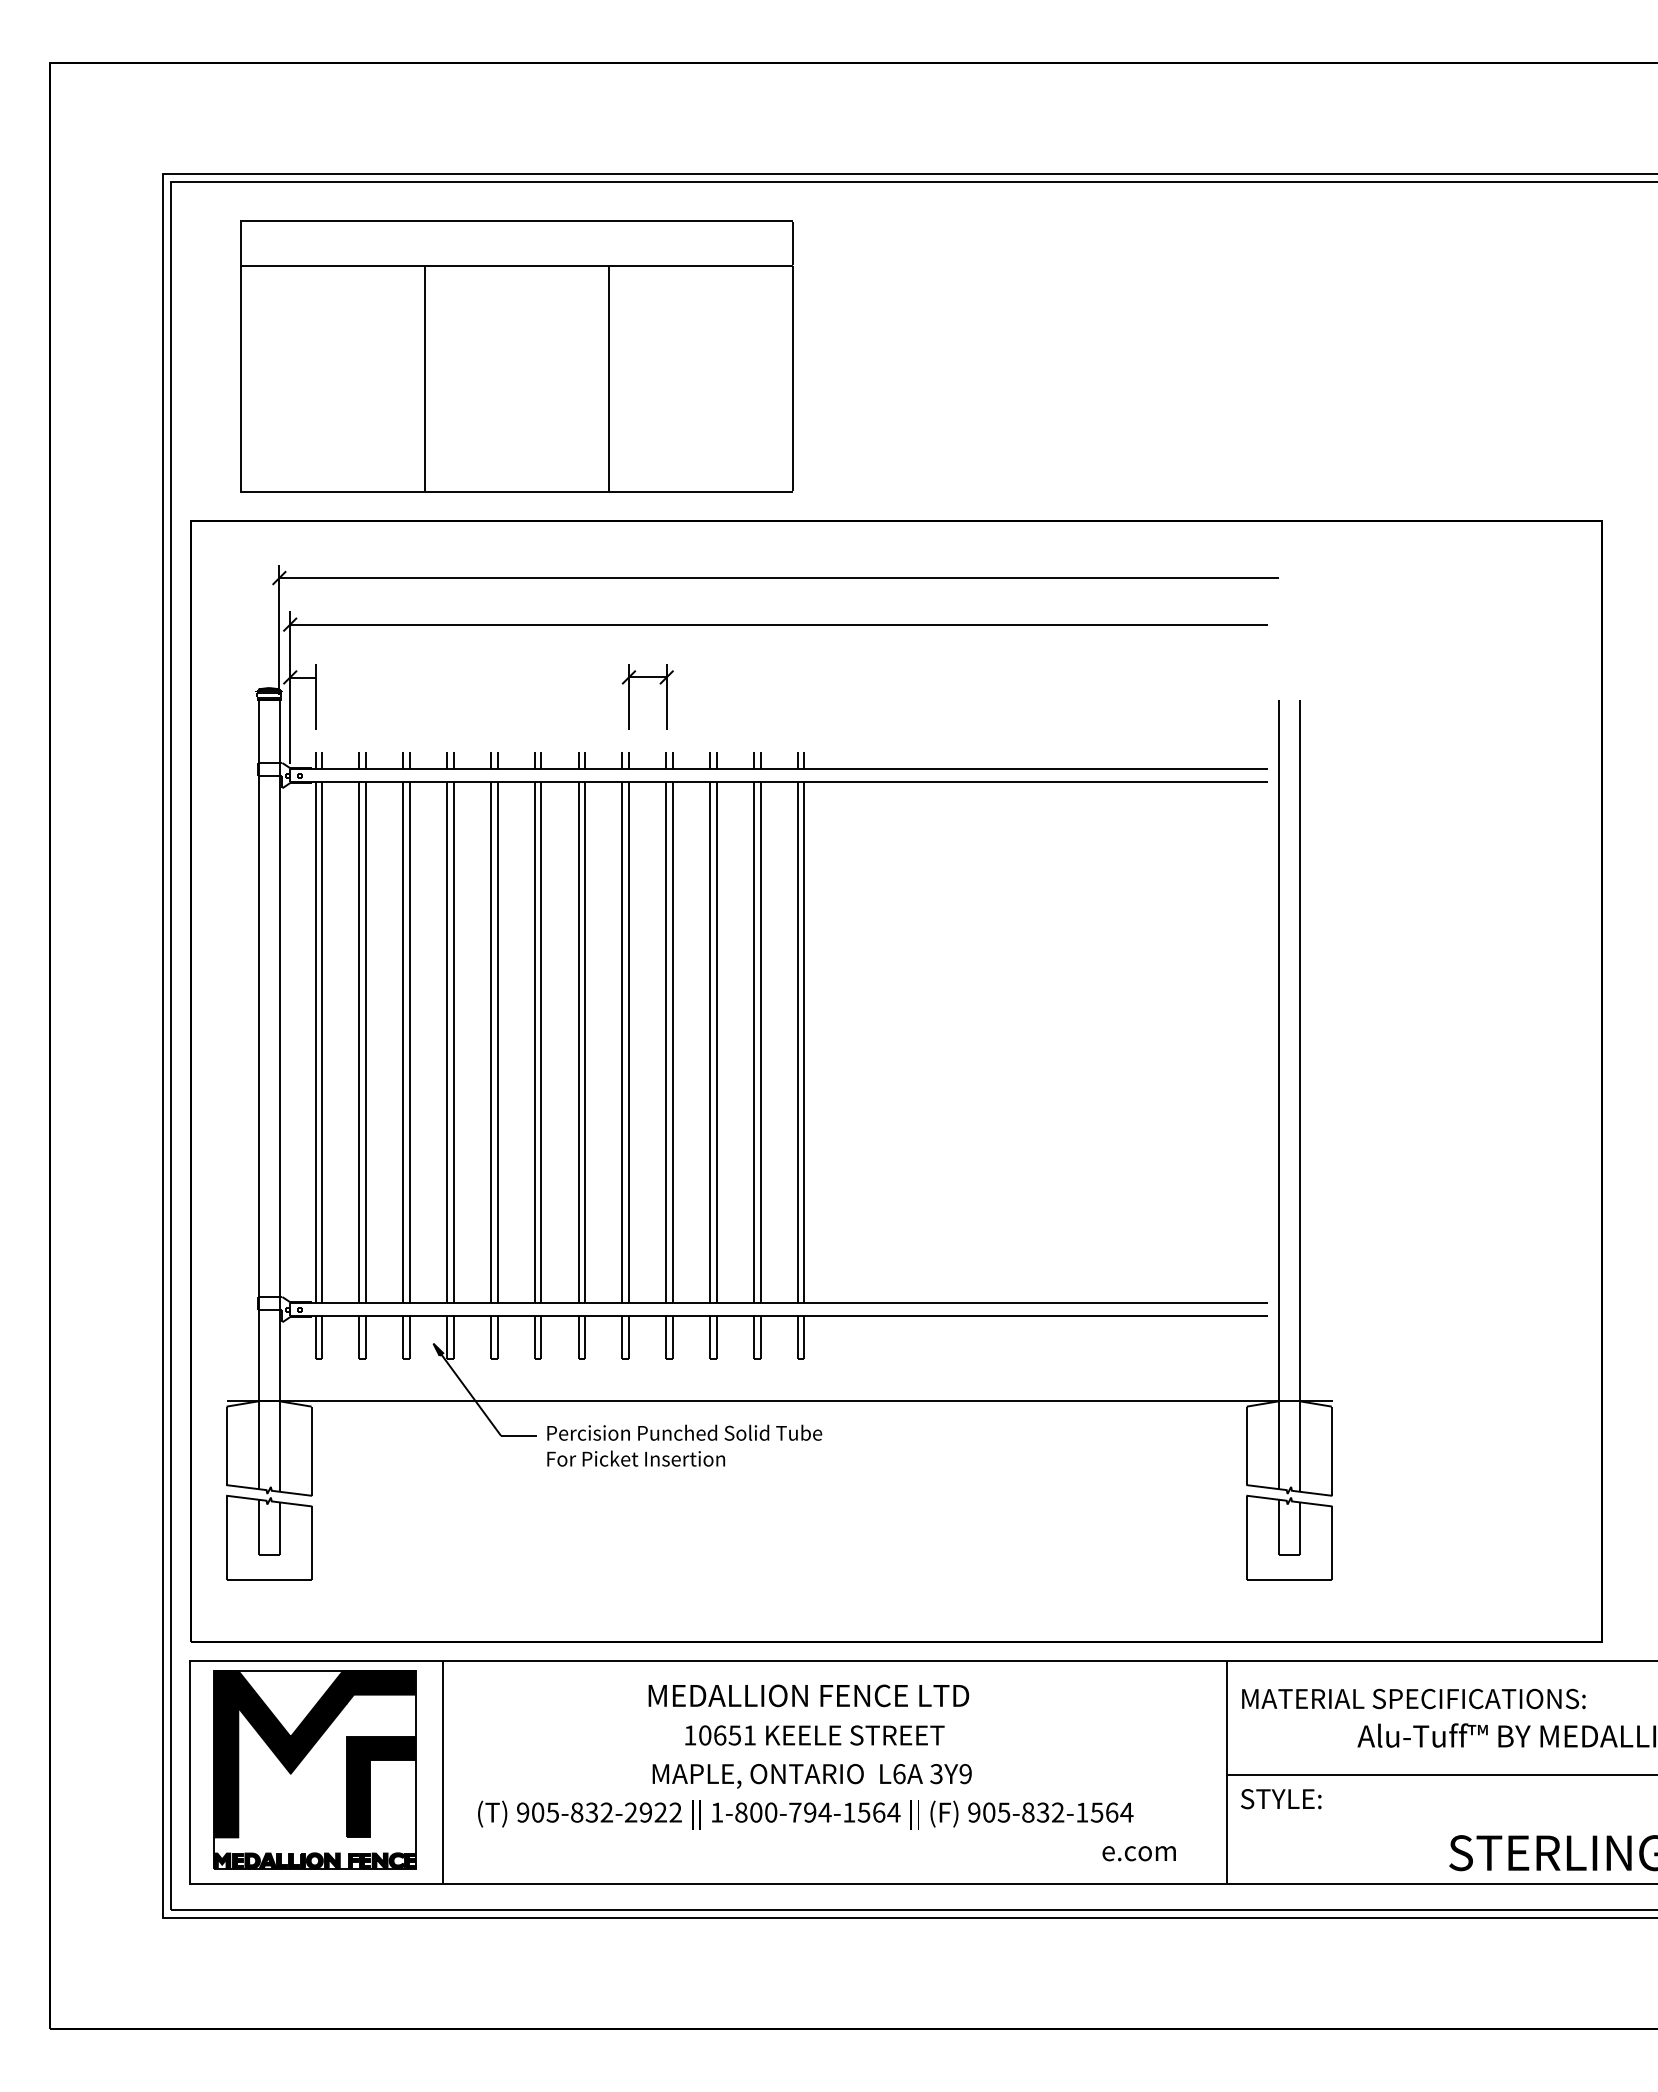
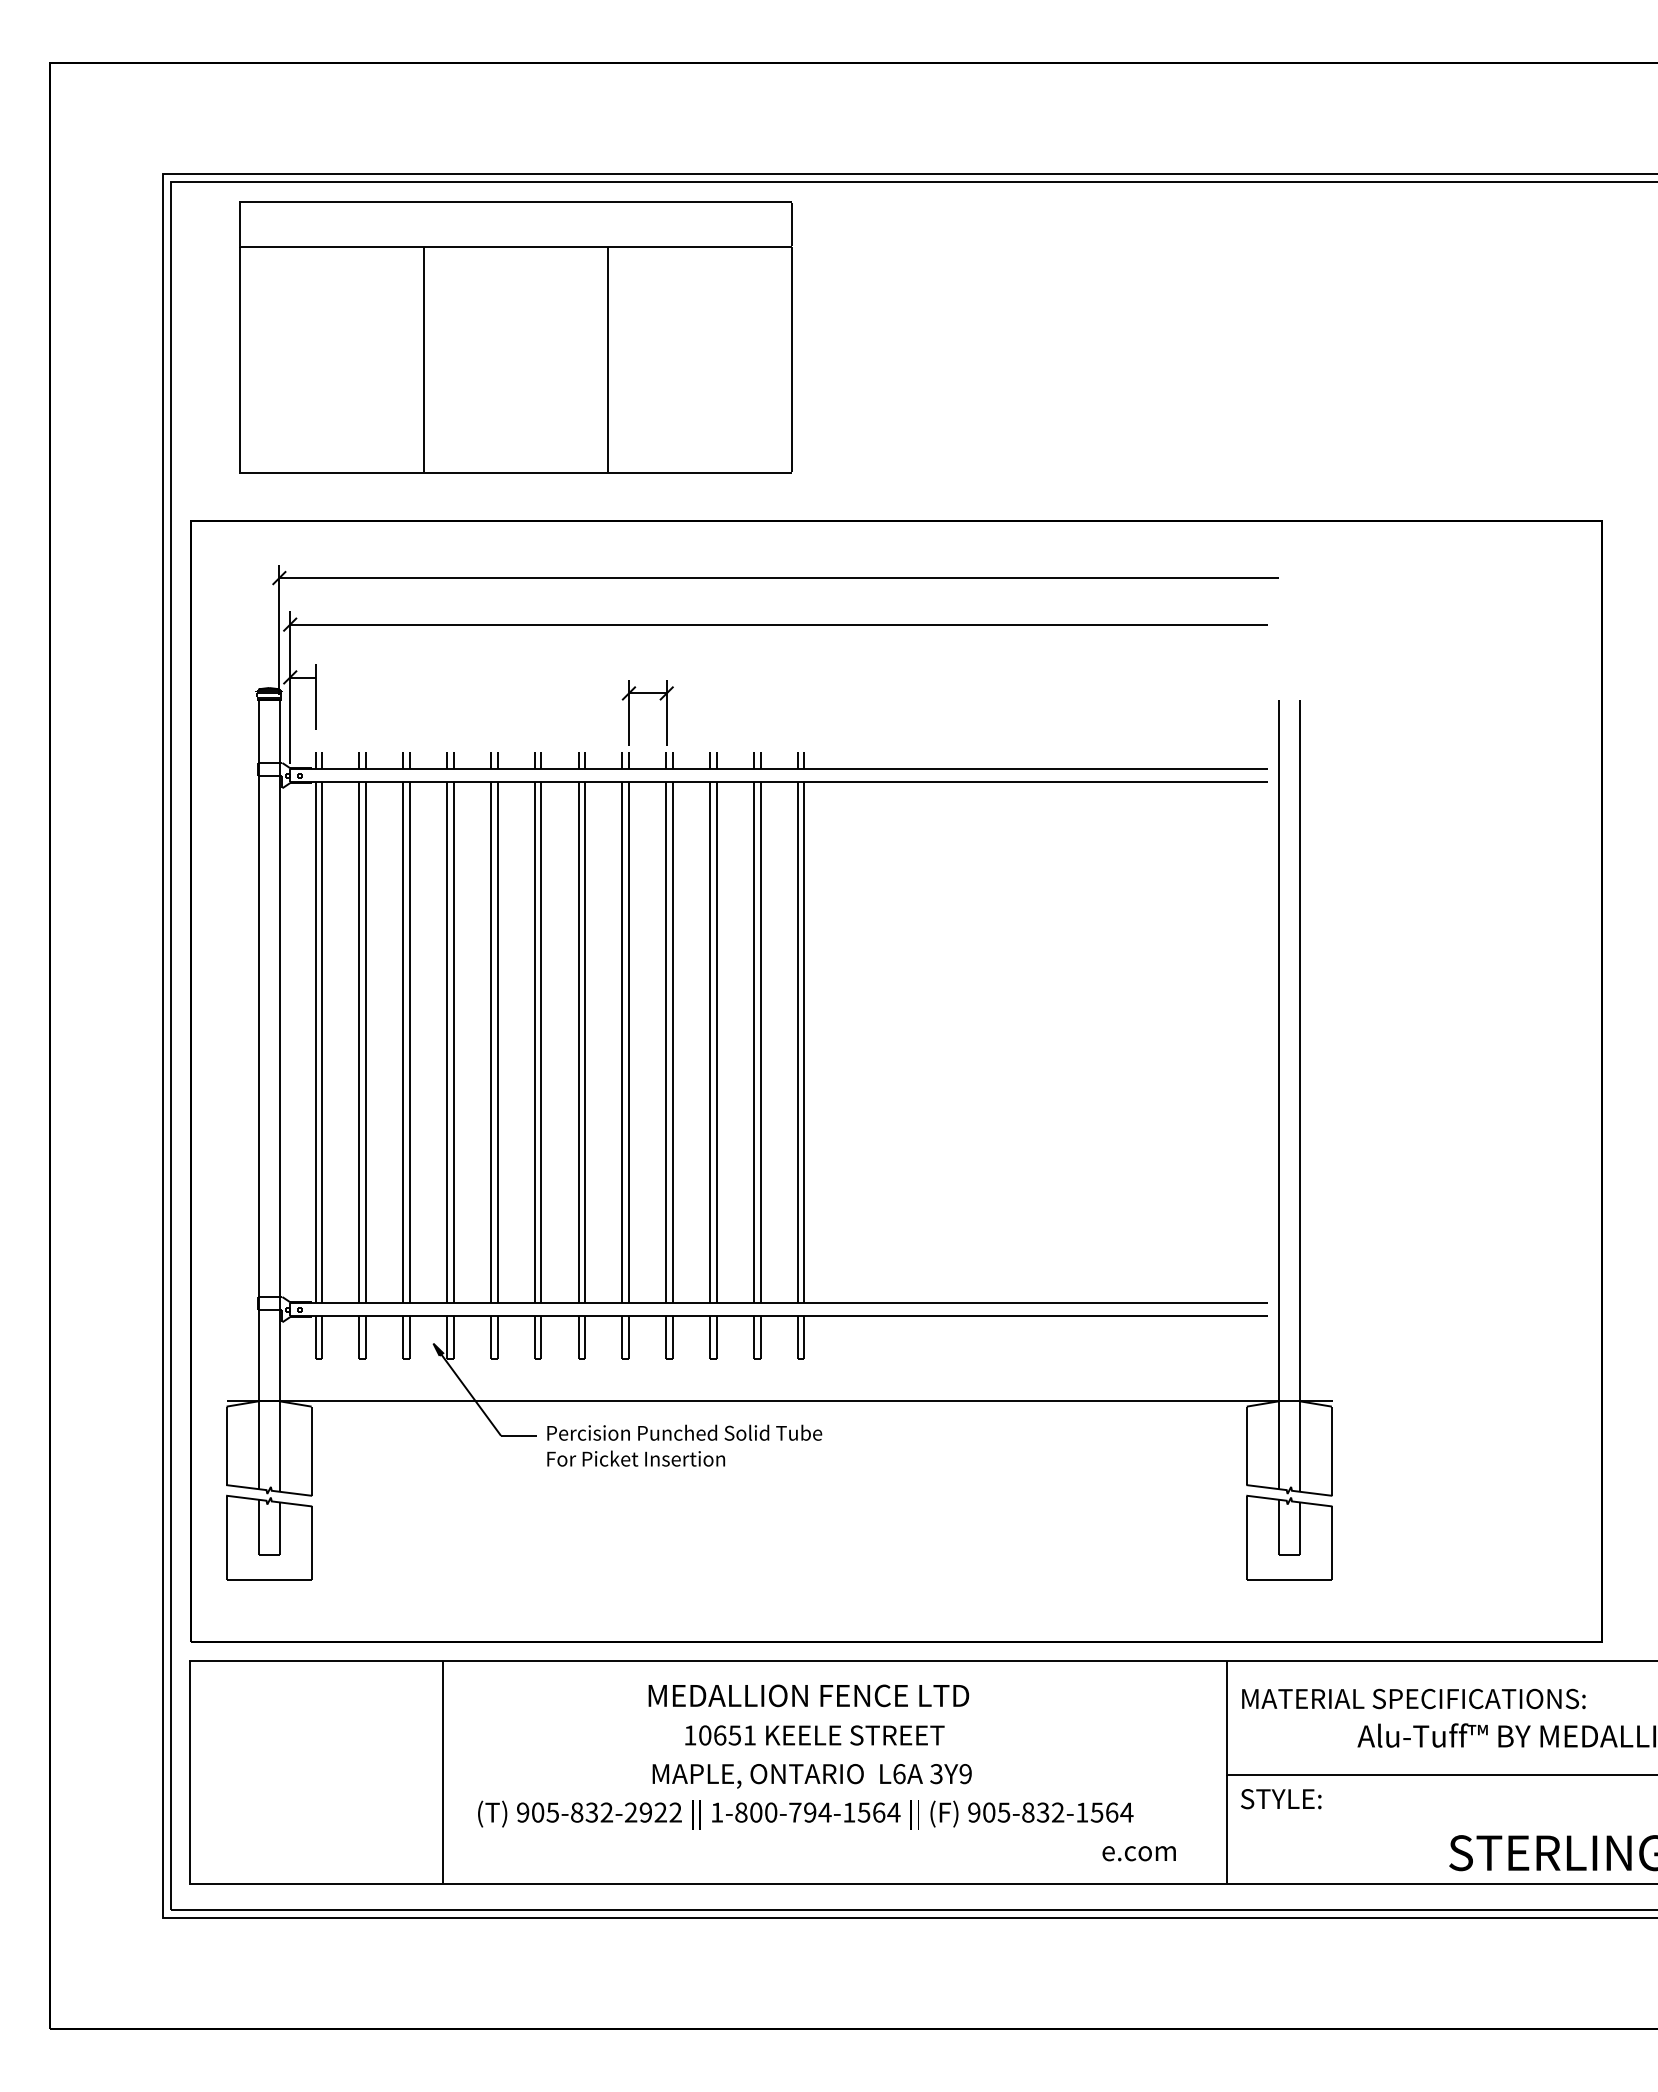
part position: (516, 356) -> (515, 337) (515, 337)
part position: (659, 683) -> (659, 699) (659, 699)
part: present -> none (314, 1769)
